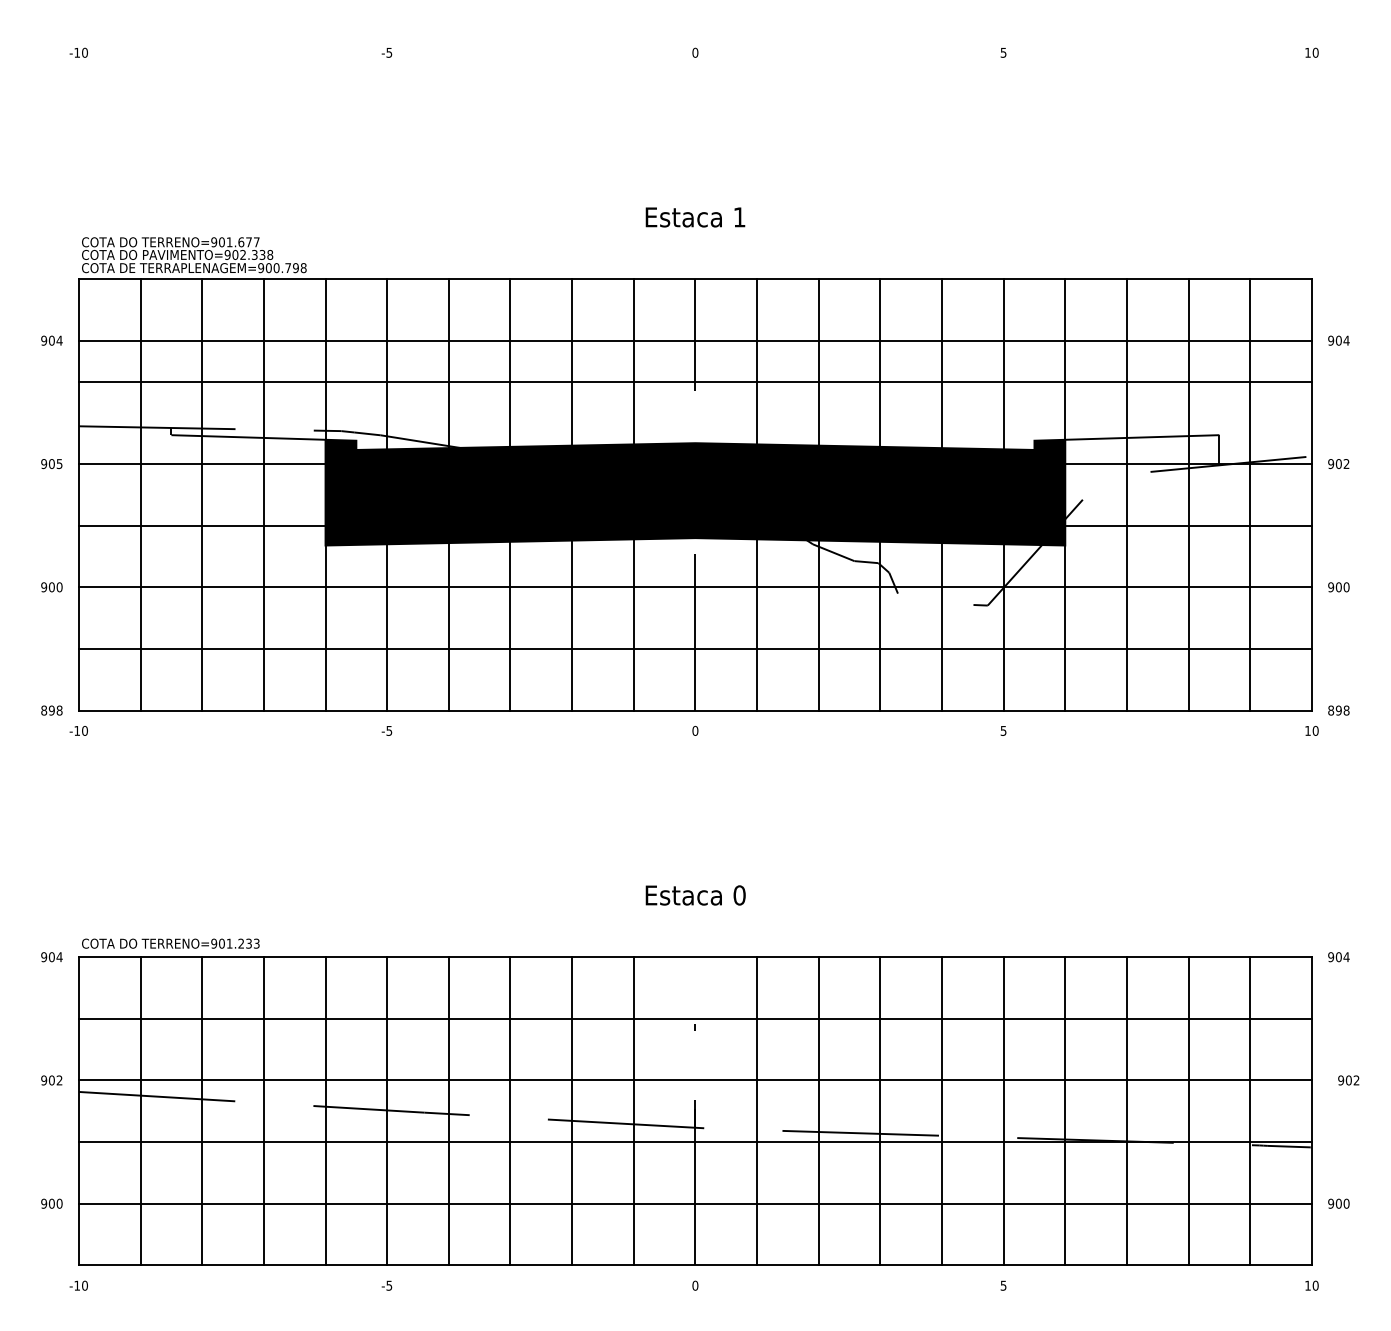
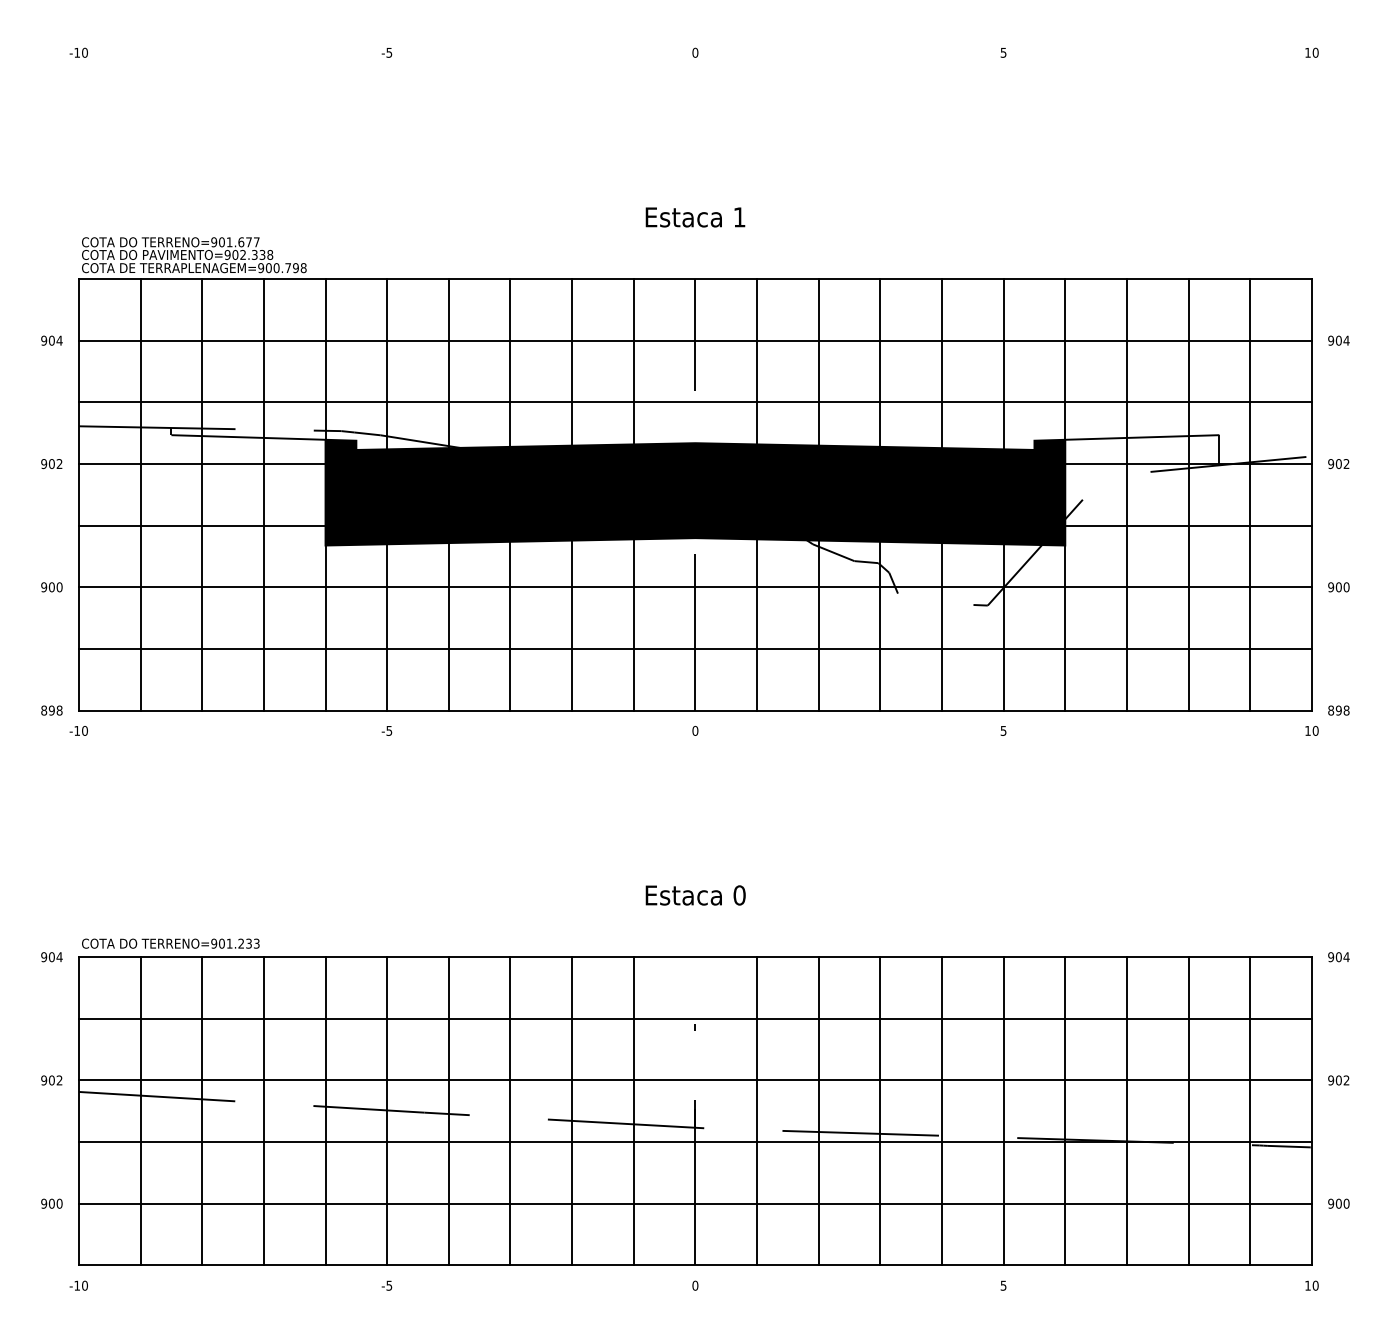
line position: (694, 382) -> (694, 402) (694, 402)
text: 905 -> 902 (59, 464)
text position: (1348, 1080) -> (1338, 1080) (1338, 1080)
